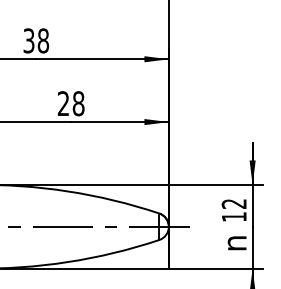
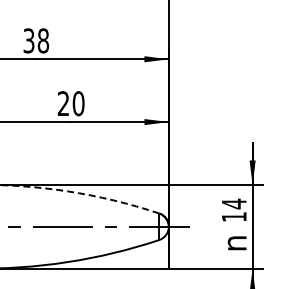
text: 28 -> 20 (78, 103)
arc: solid -> dashed (80, 193)
text: 12 -> 14 (233, 203)
